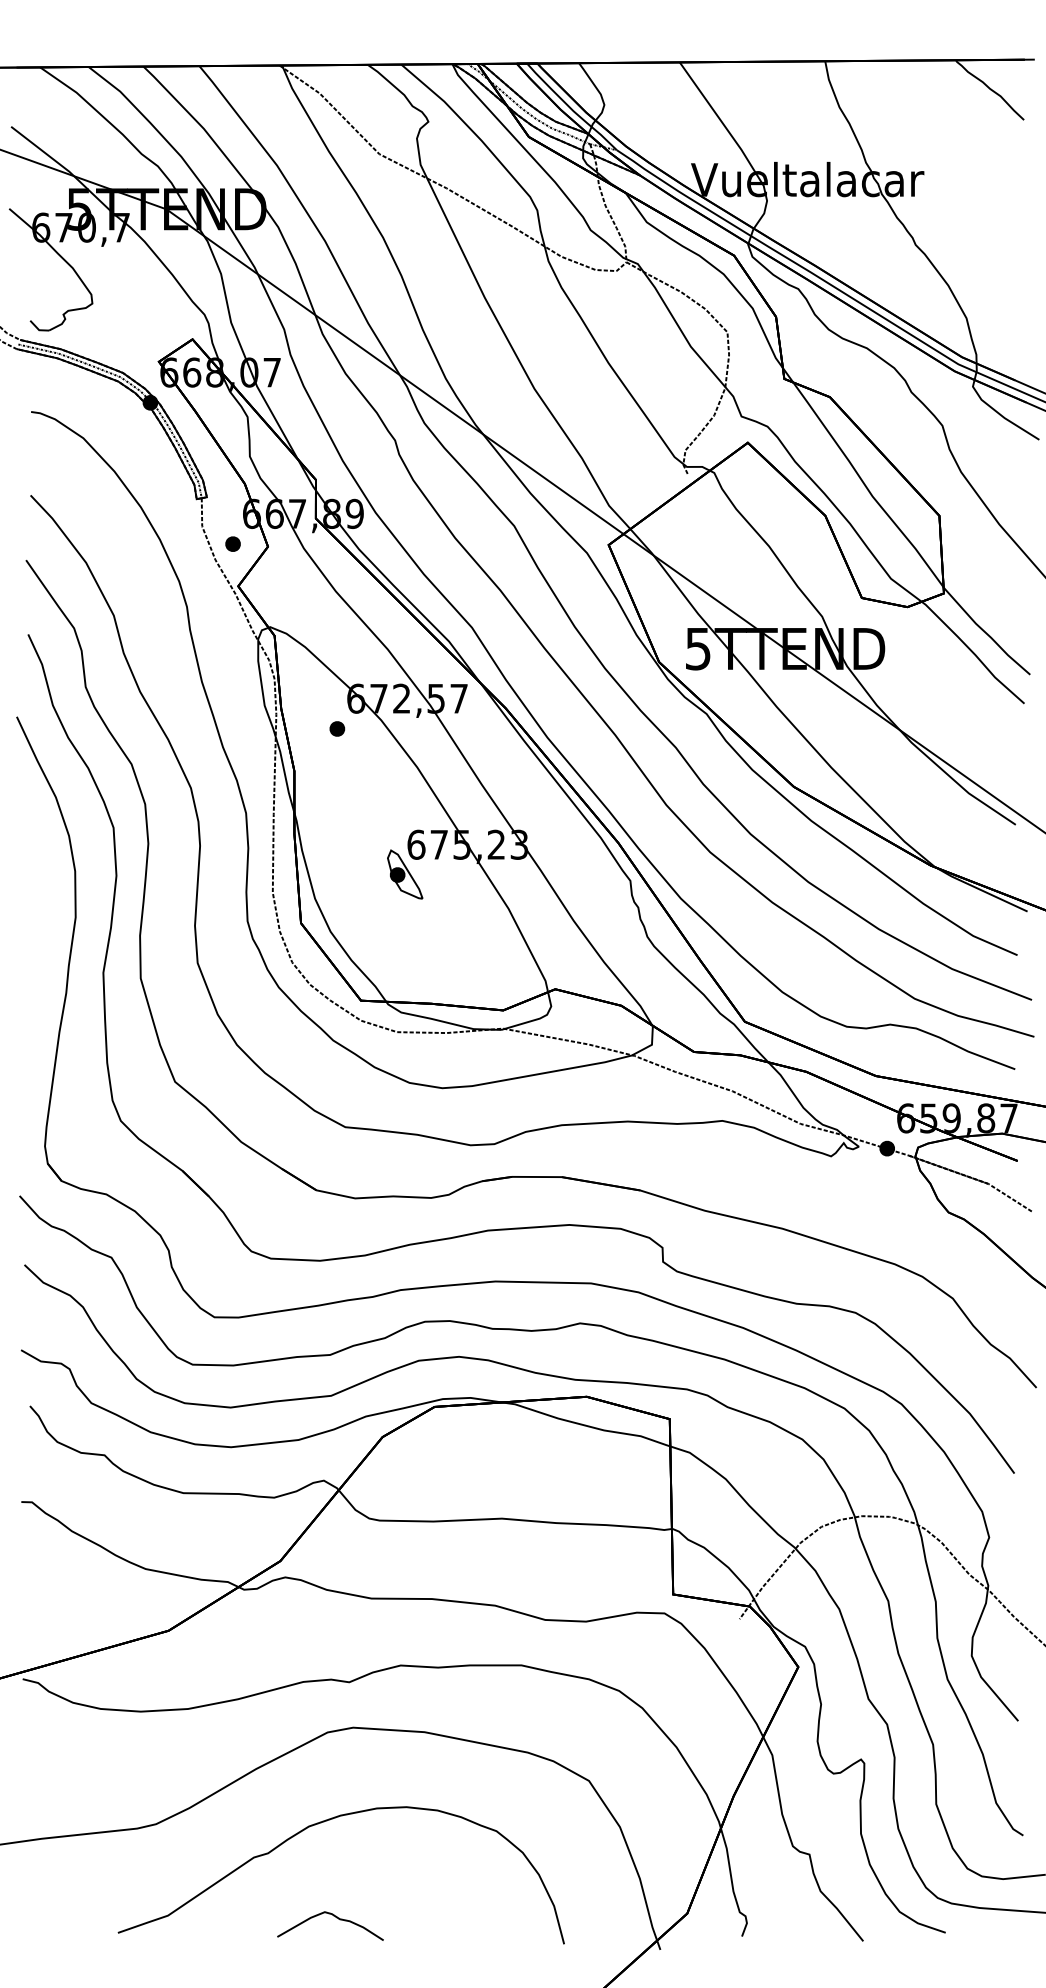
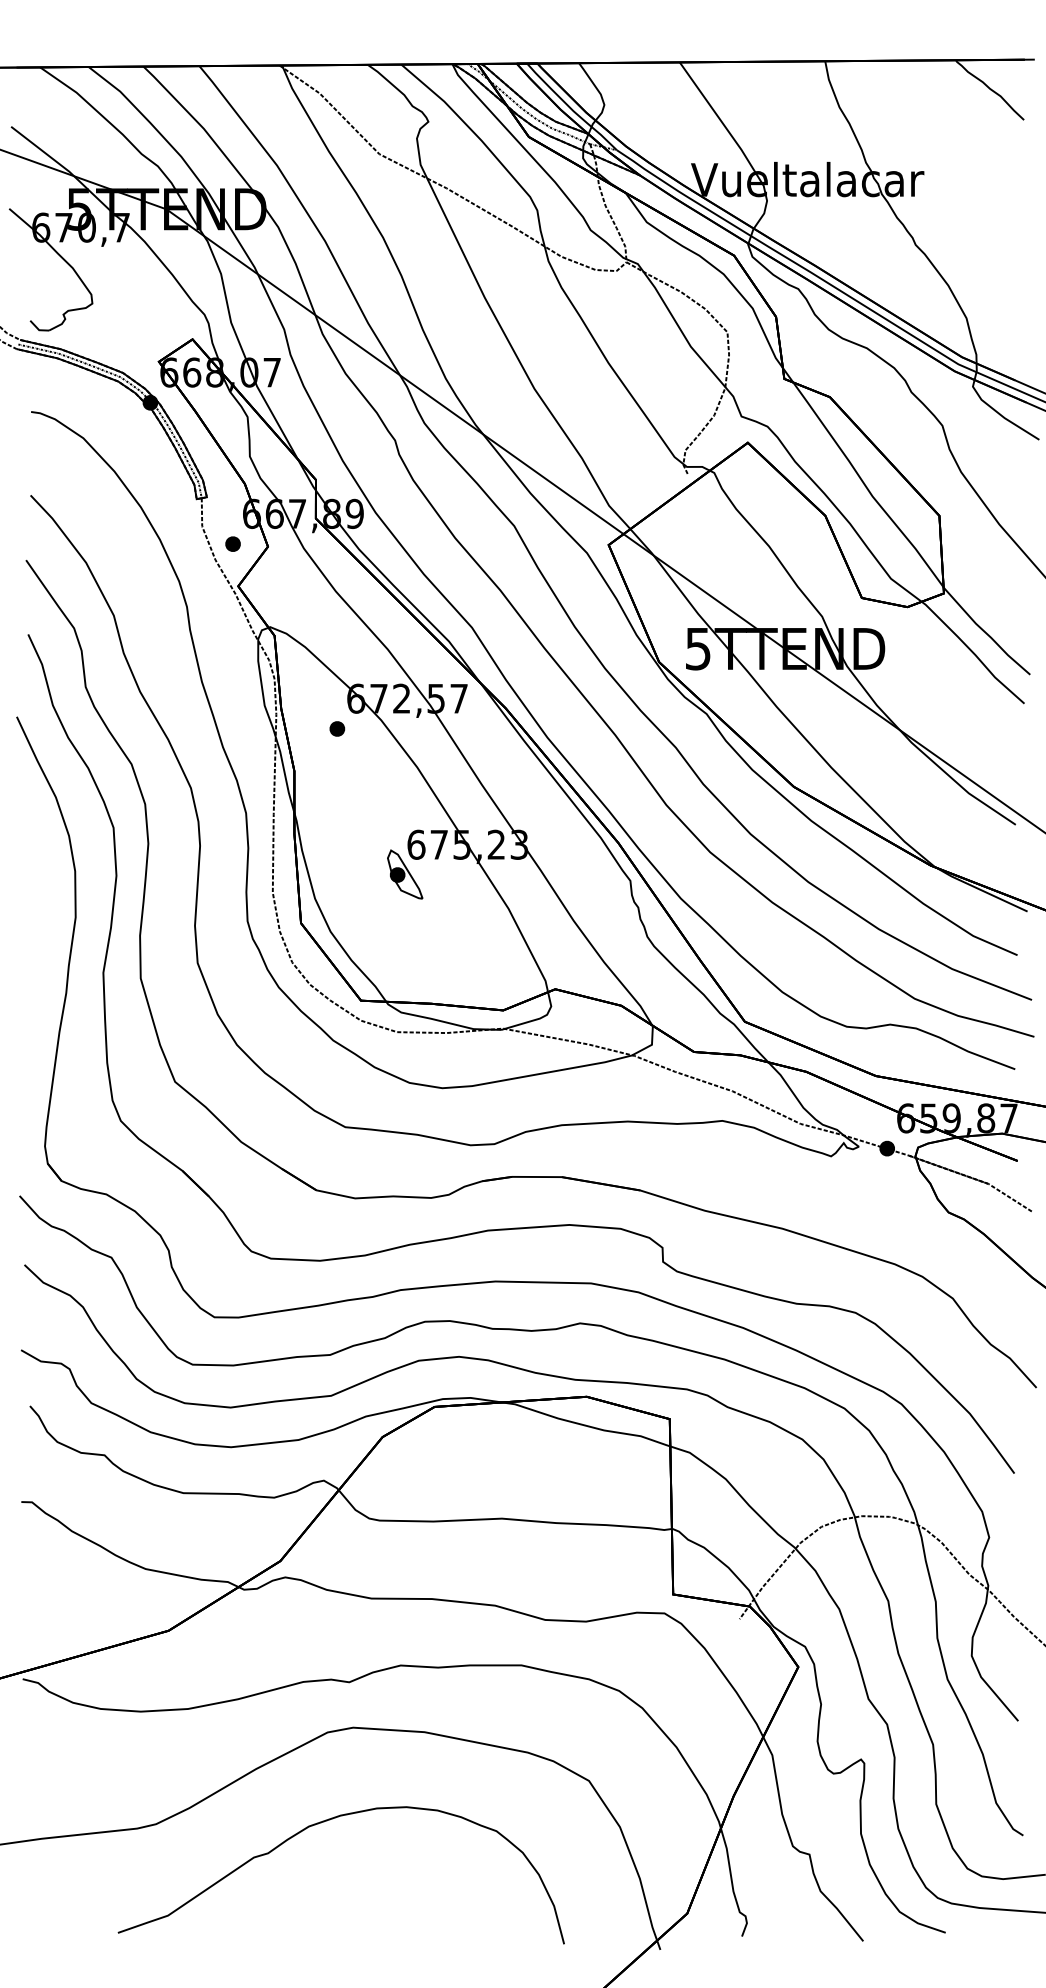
part: present -> none (336, 1918)
